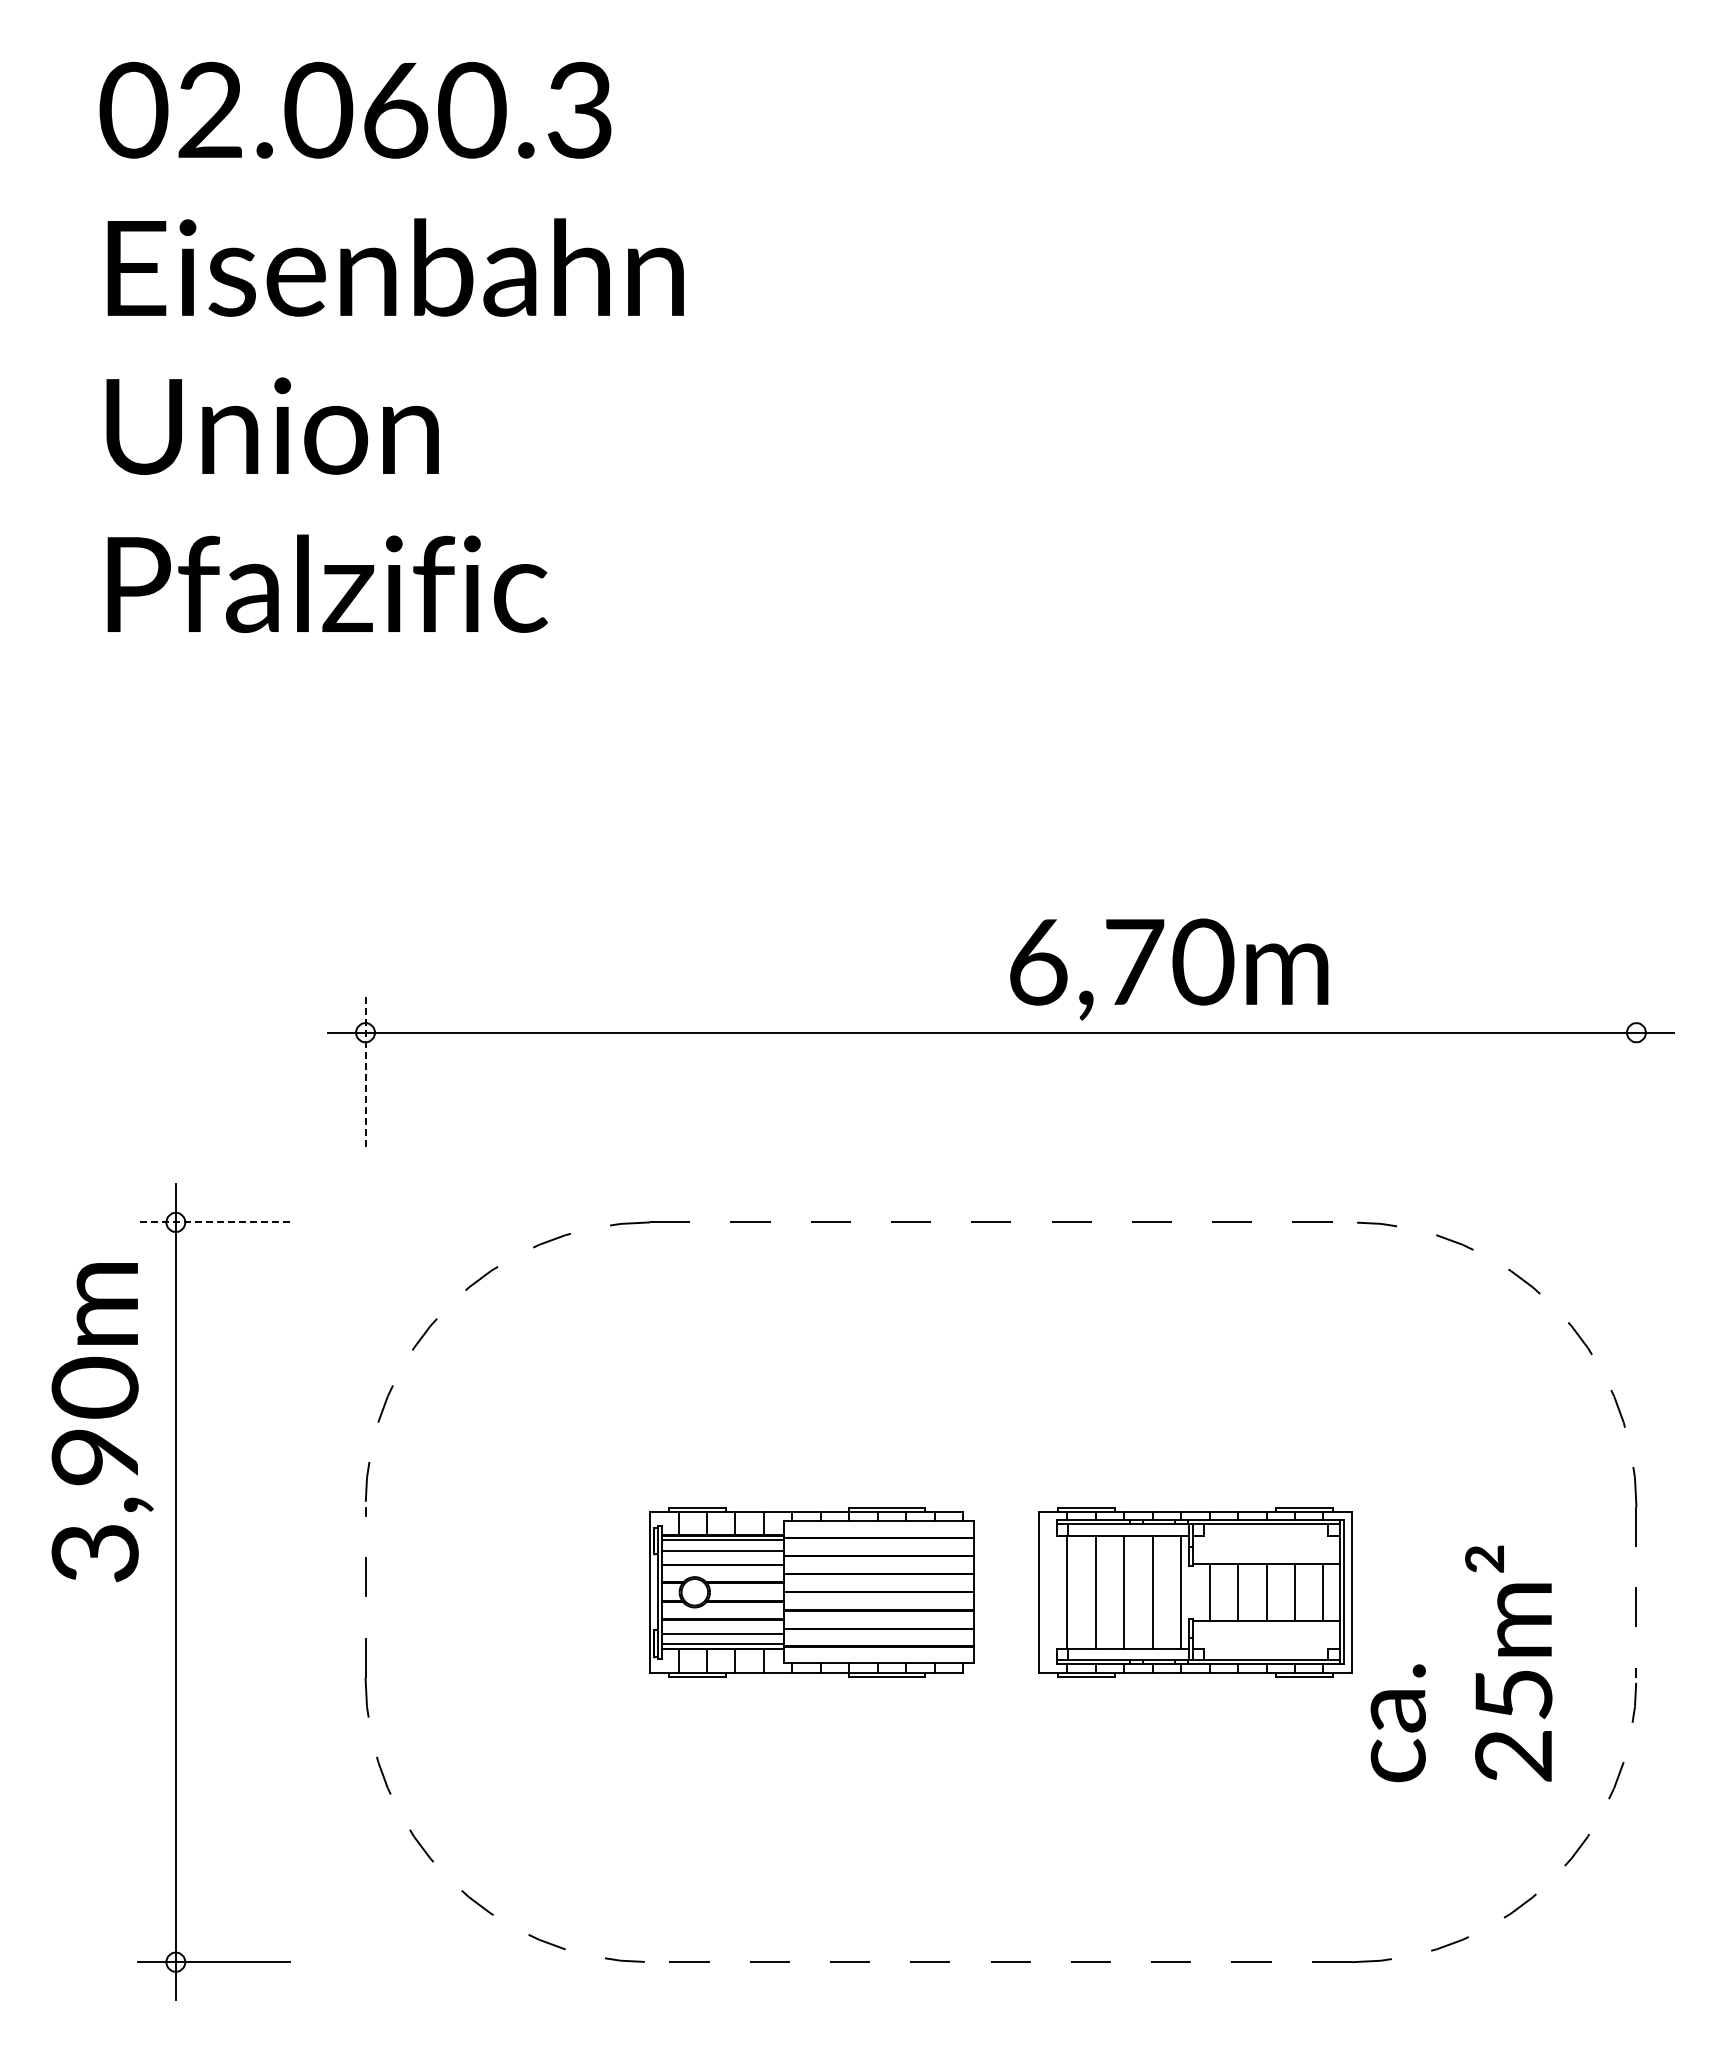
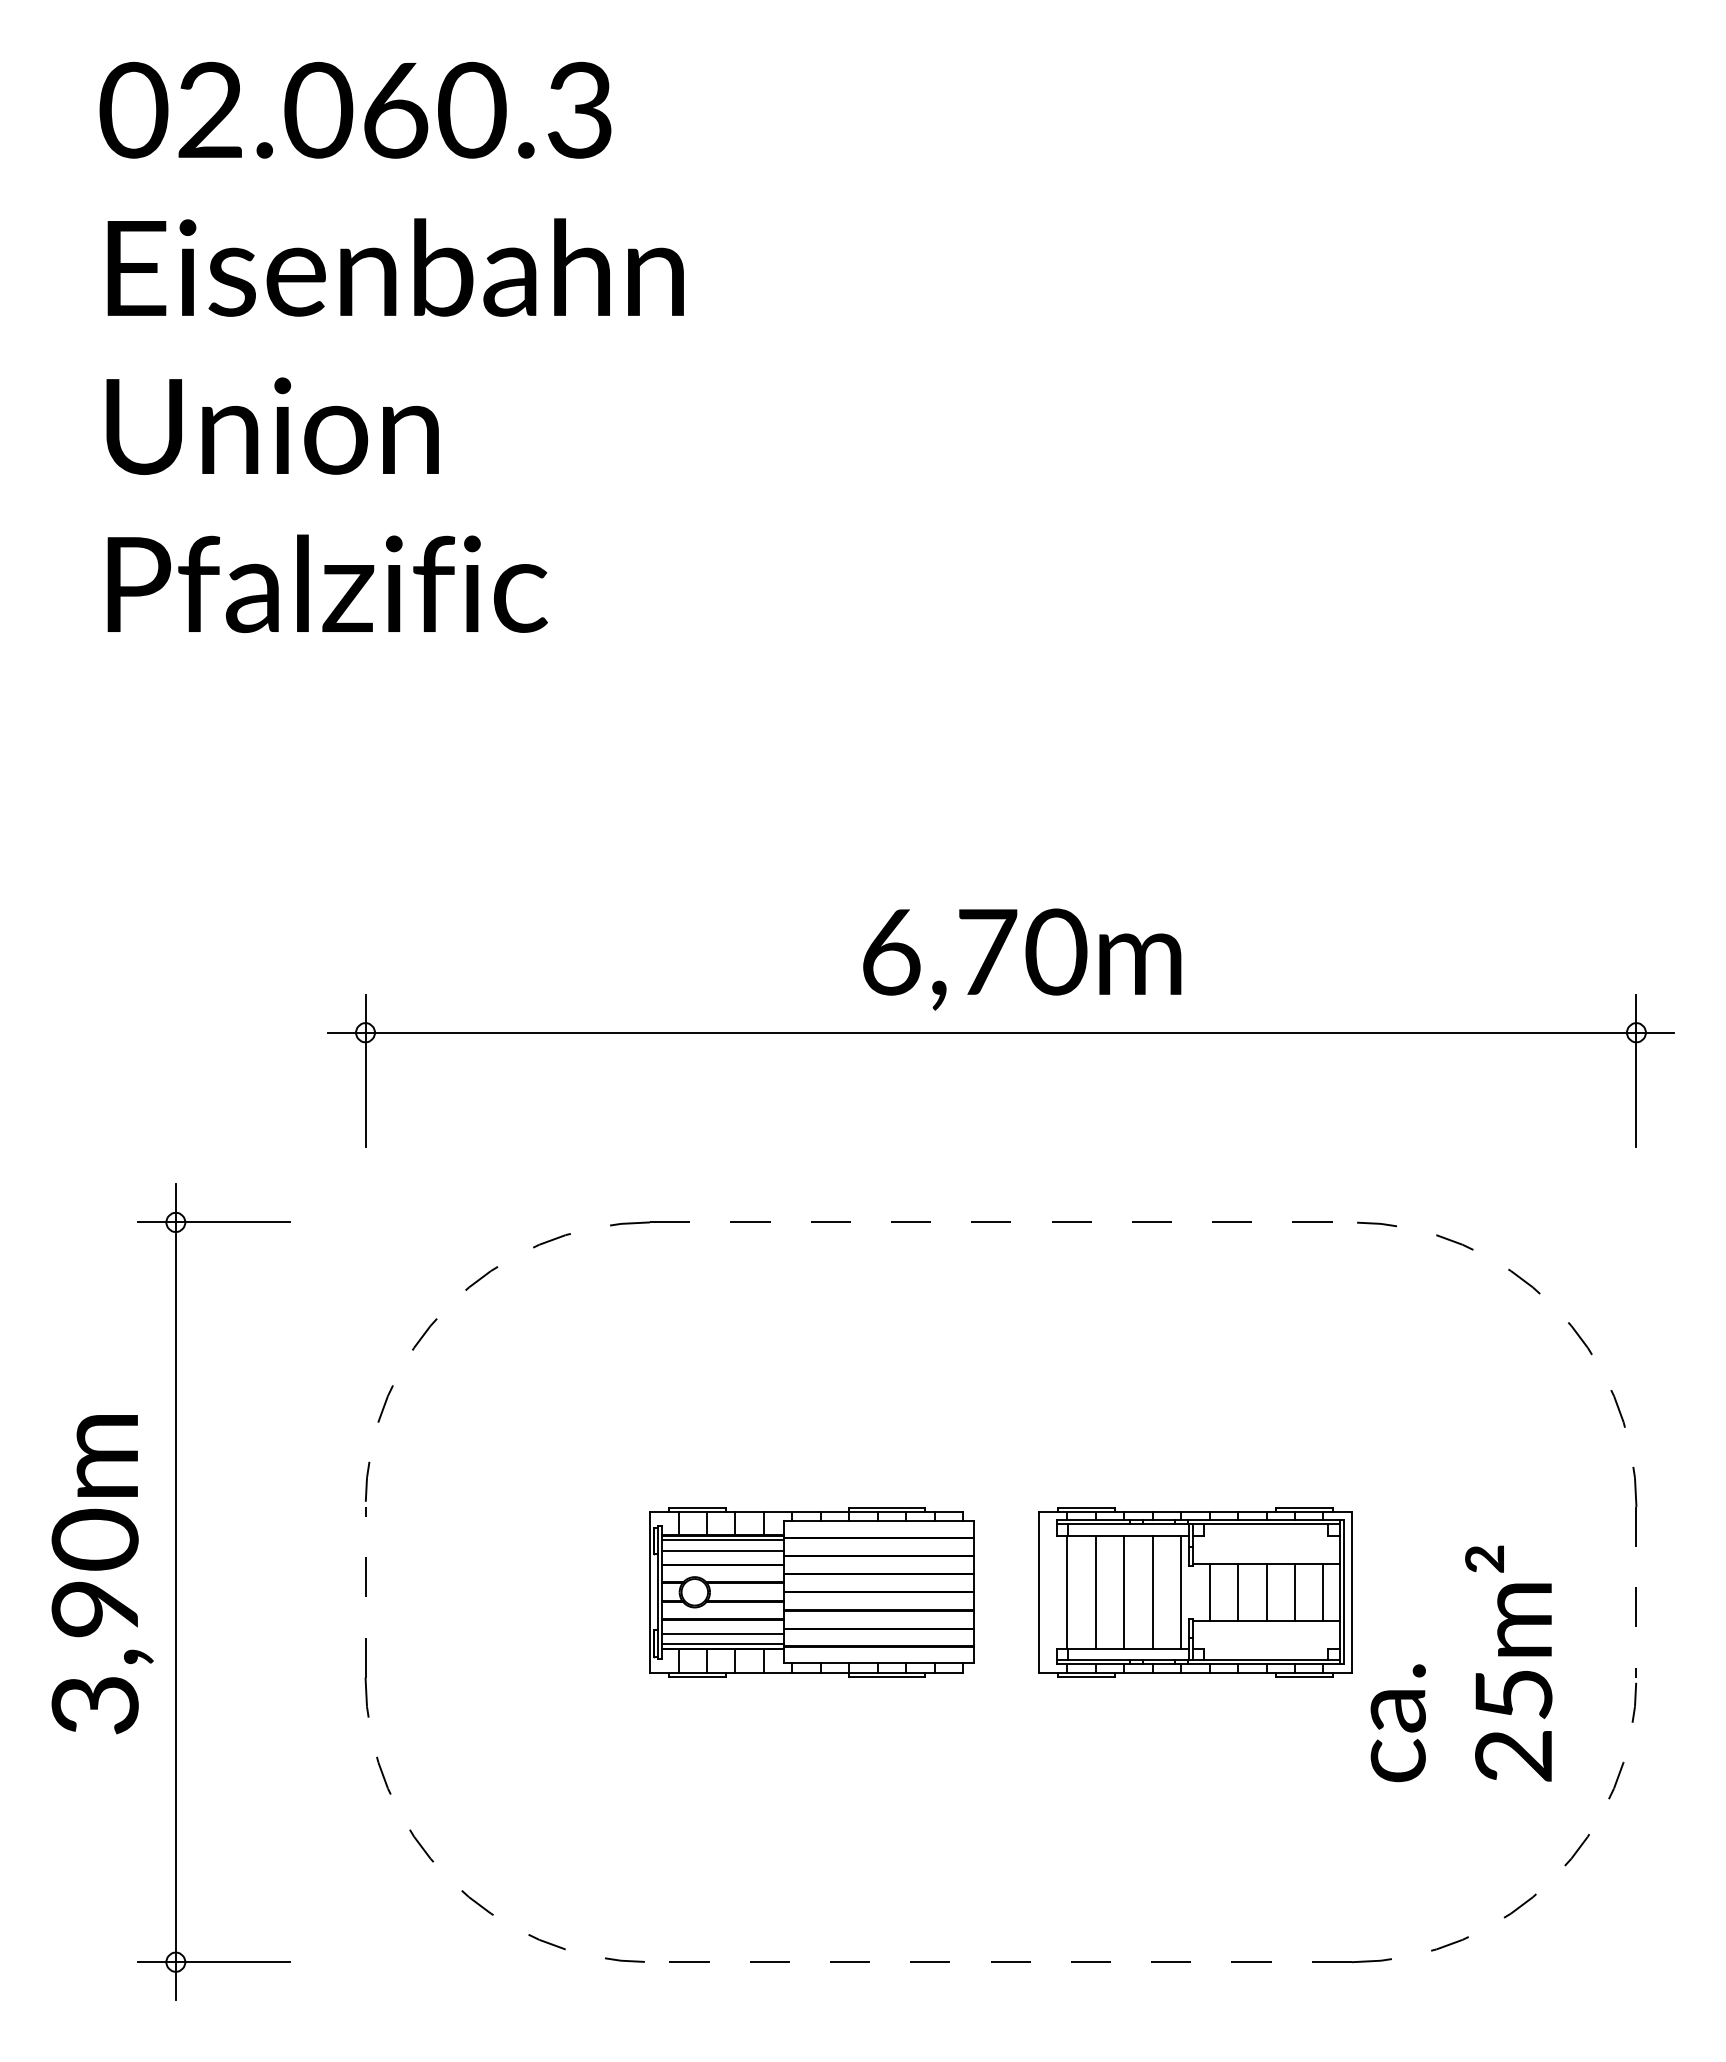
text position: (1169, 969) -> (1022, 959) (1022, 959)
line: dashed -> solid (365, 1070)
line: none -> present (1636, 1070)
line: dashed -> solid (213, 1222)
text position: (102, 1422) -> (102, 1574) (102, 1574)
